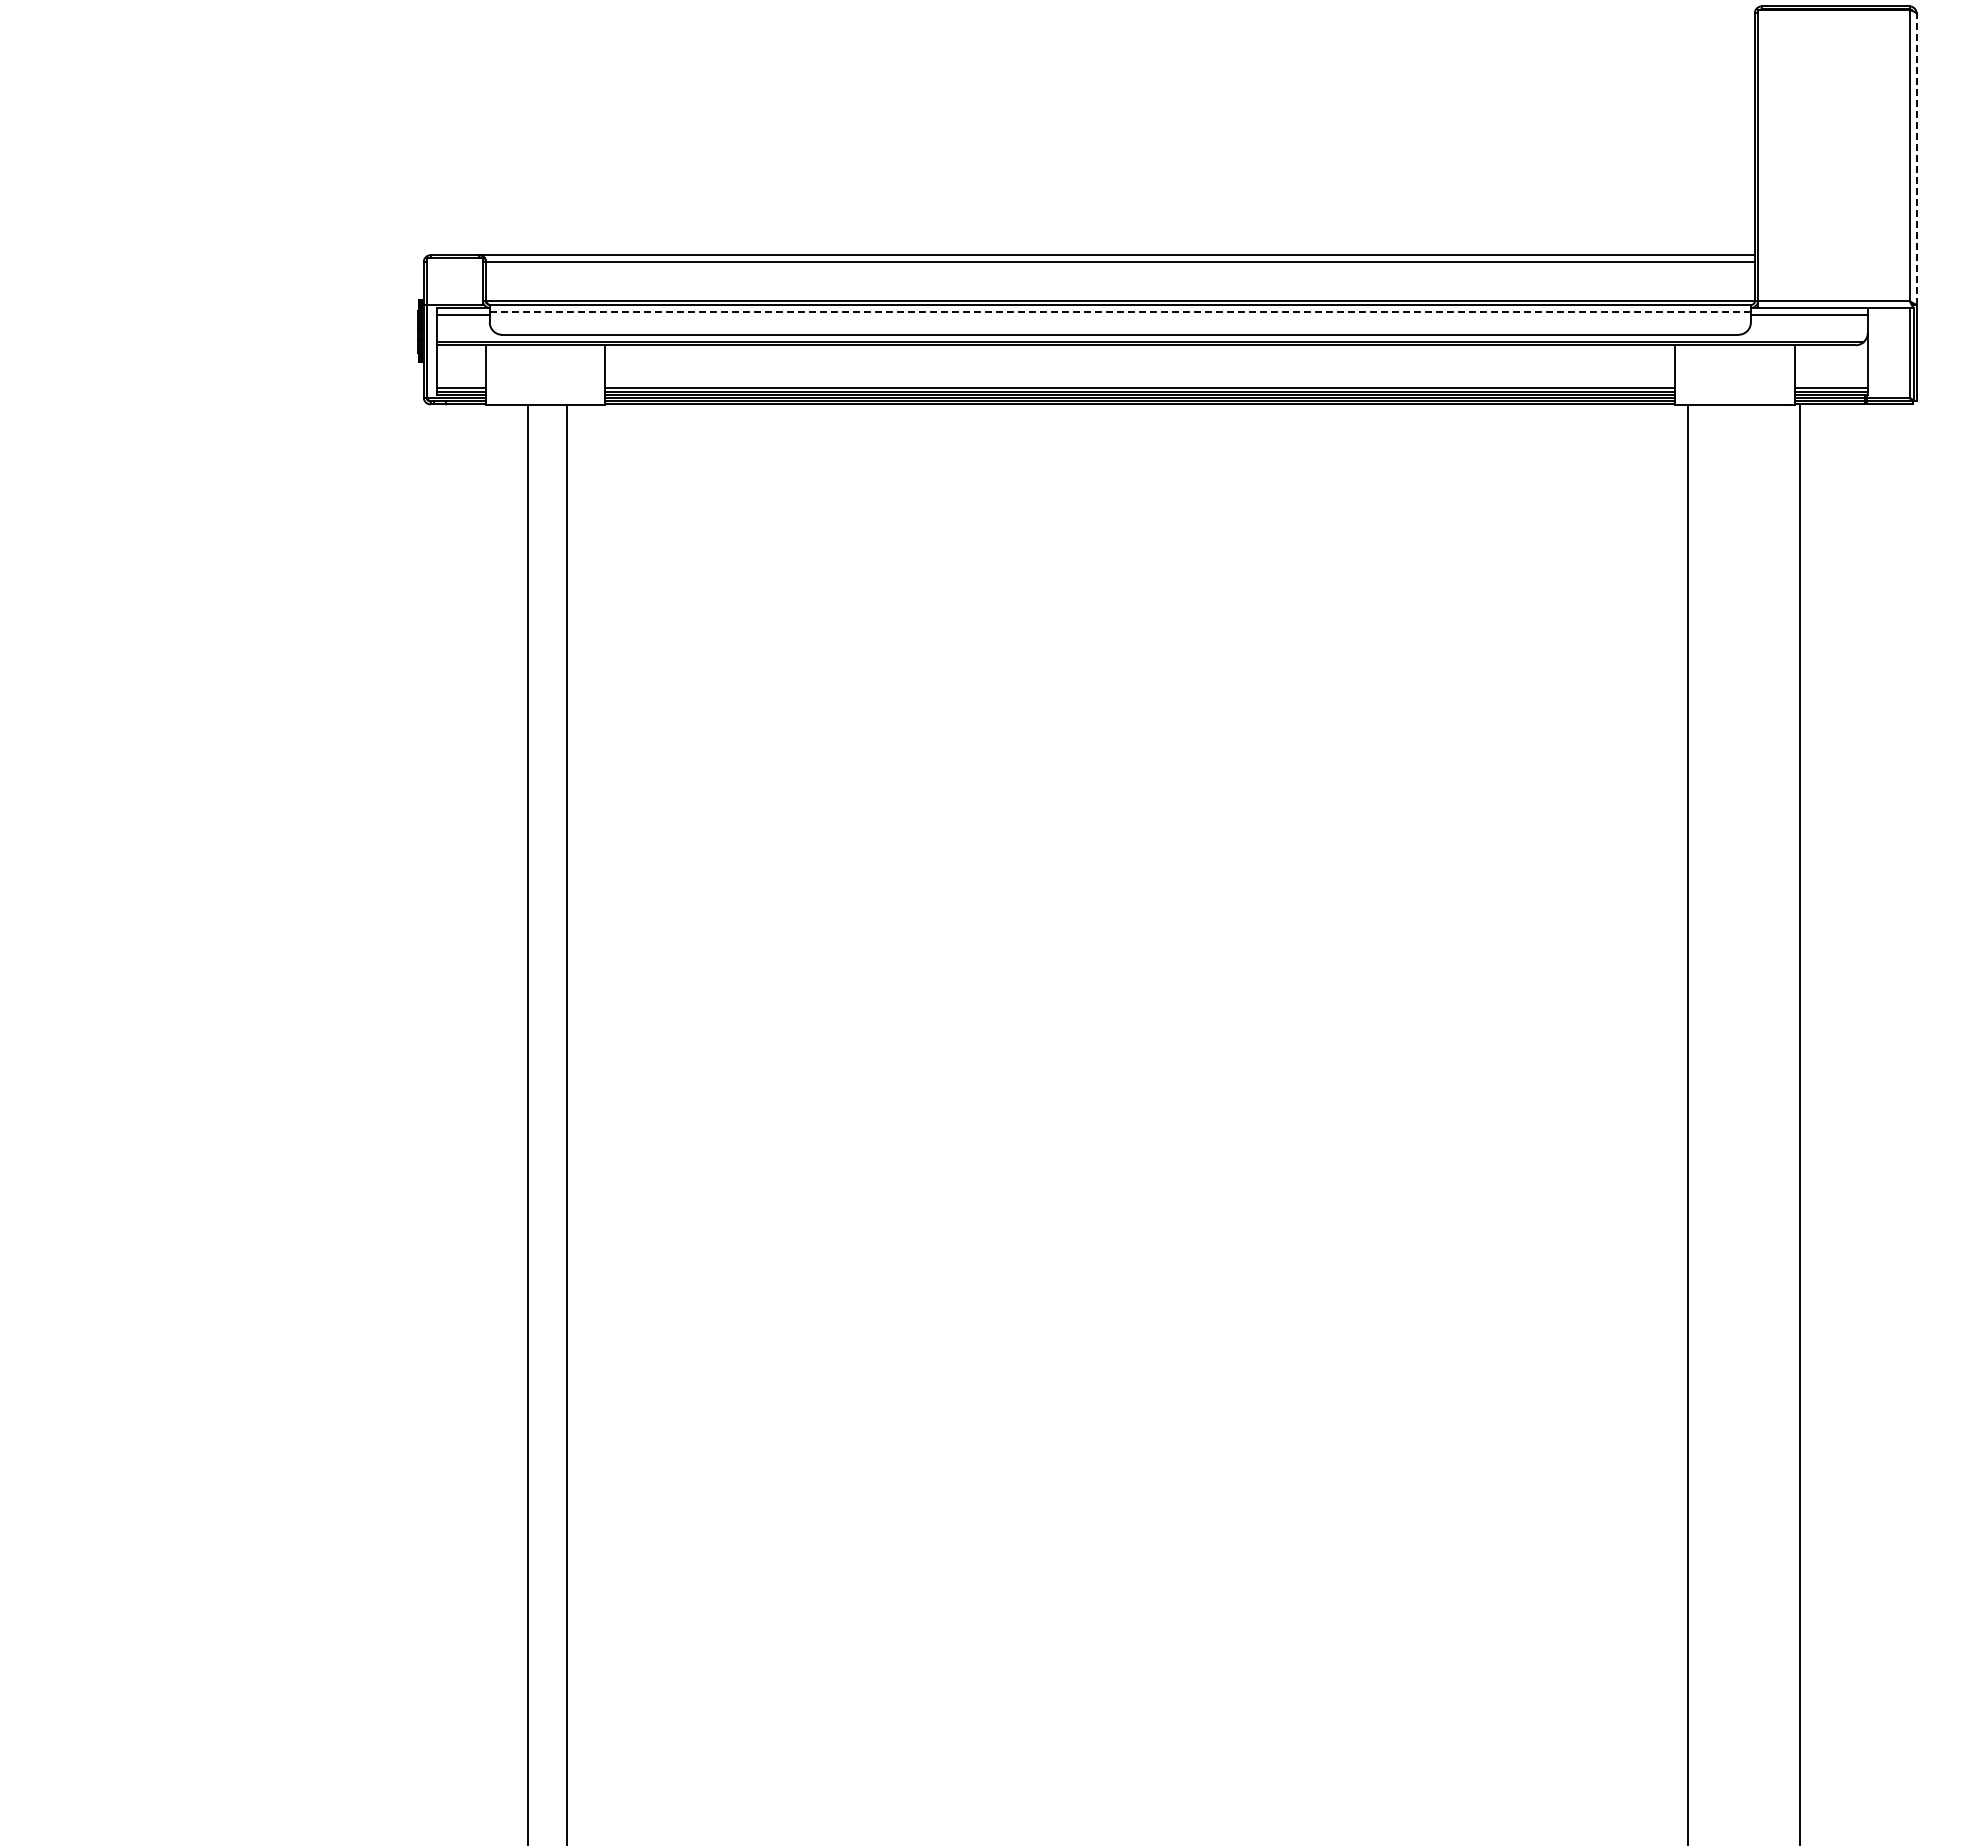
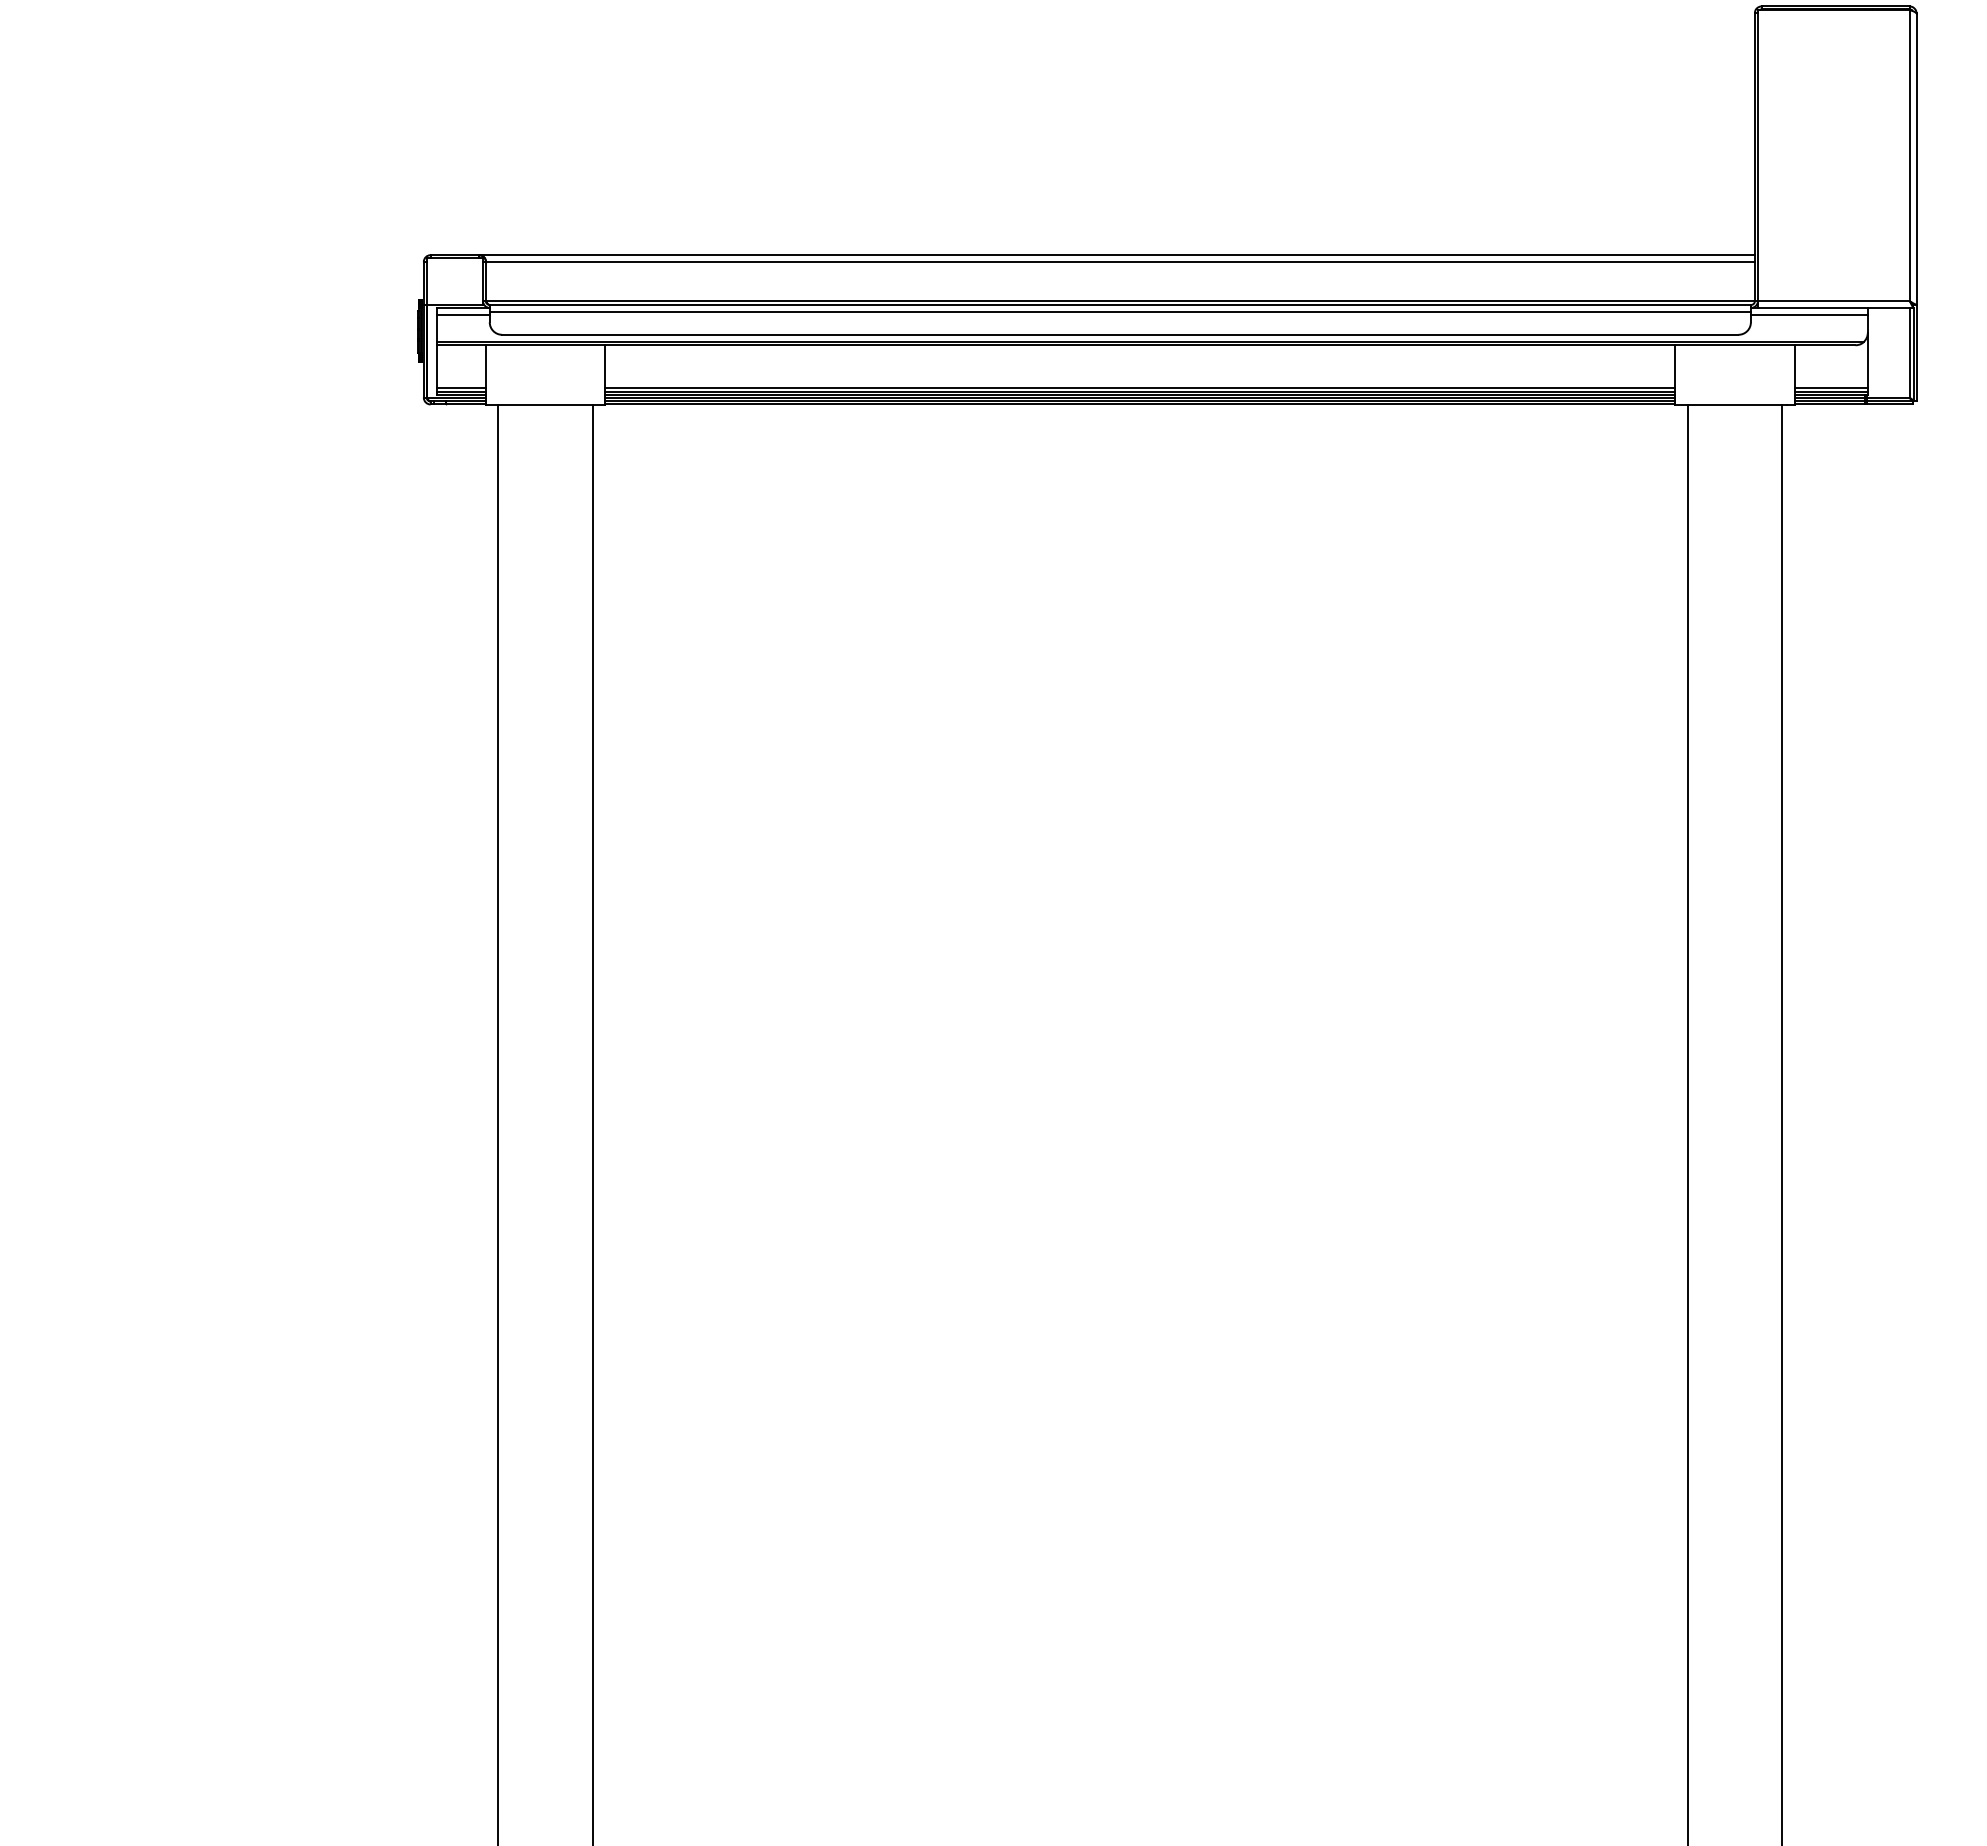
line: dashed -> solid (1916, 159)
line: dashed -> solid (1120, 311)
line position: (528, 1123) -> (498, 1123) (498, 1123)
line position: (567, 1123) -> (593, 1123) (593, 1123)
line position: (1800, 1123) -> (1782, 1123) (1782, 1123)
